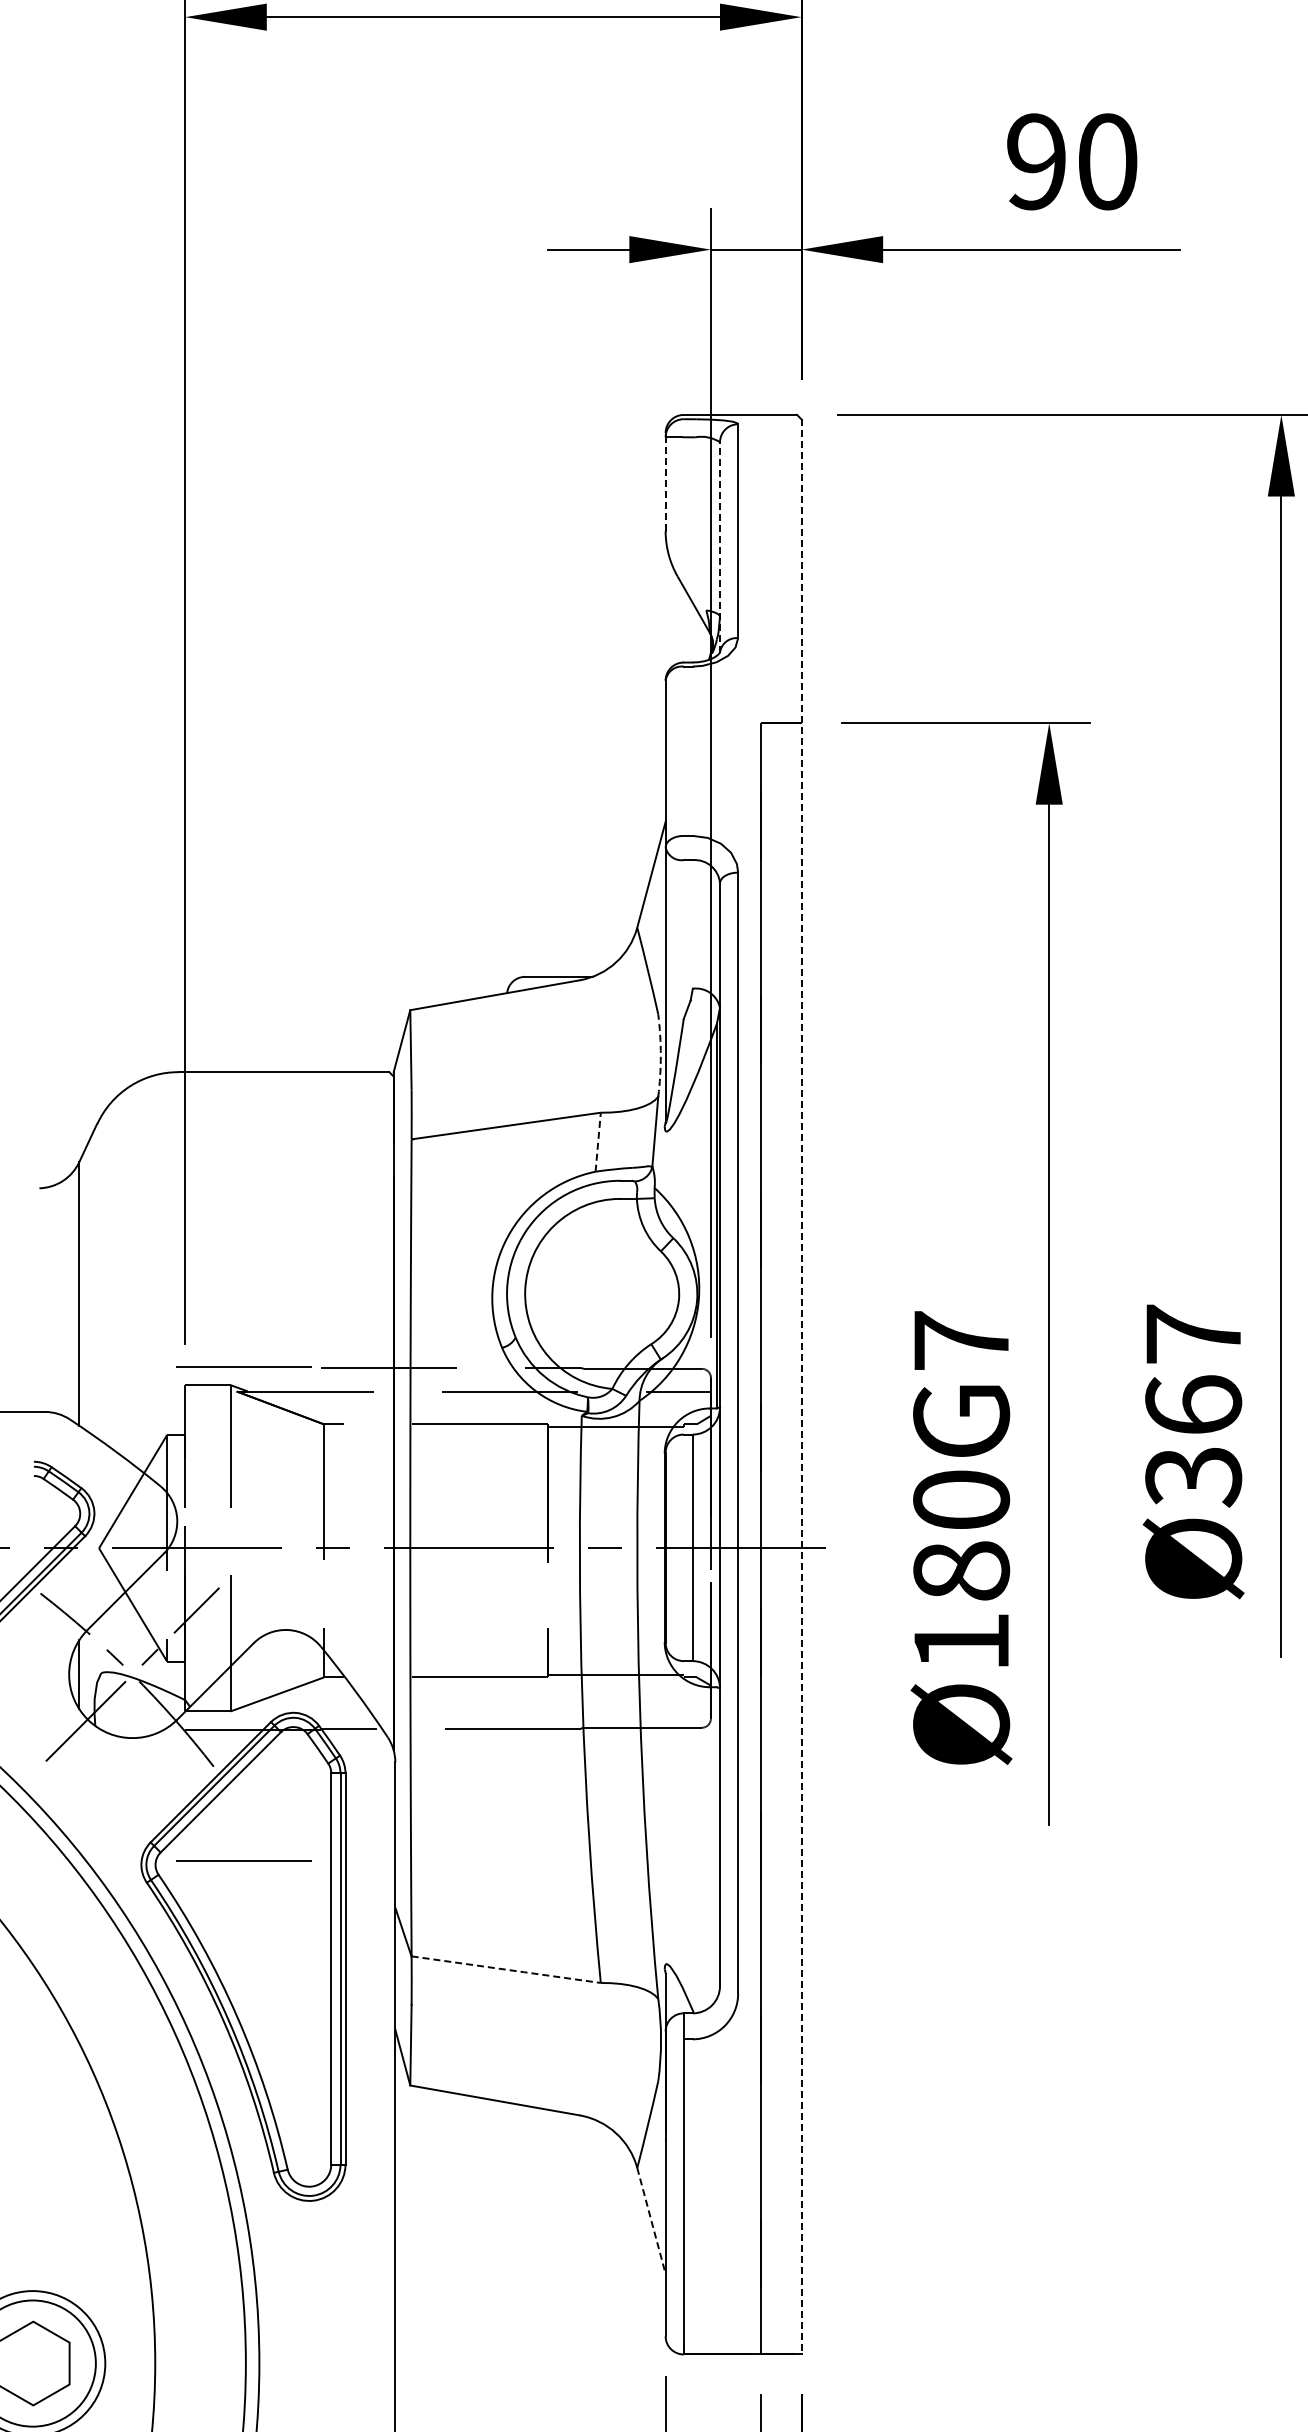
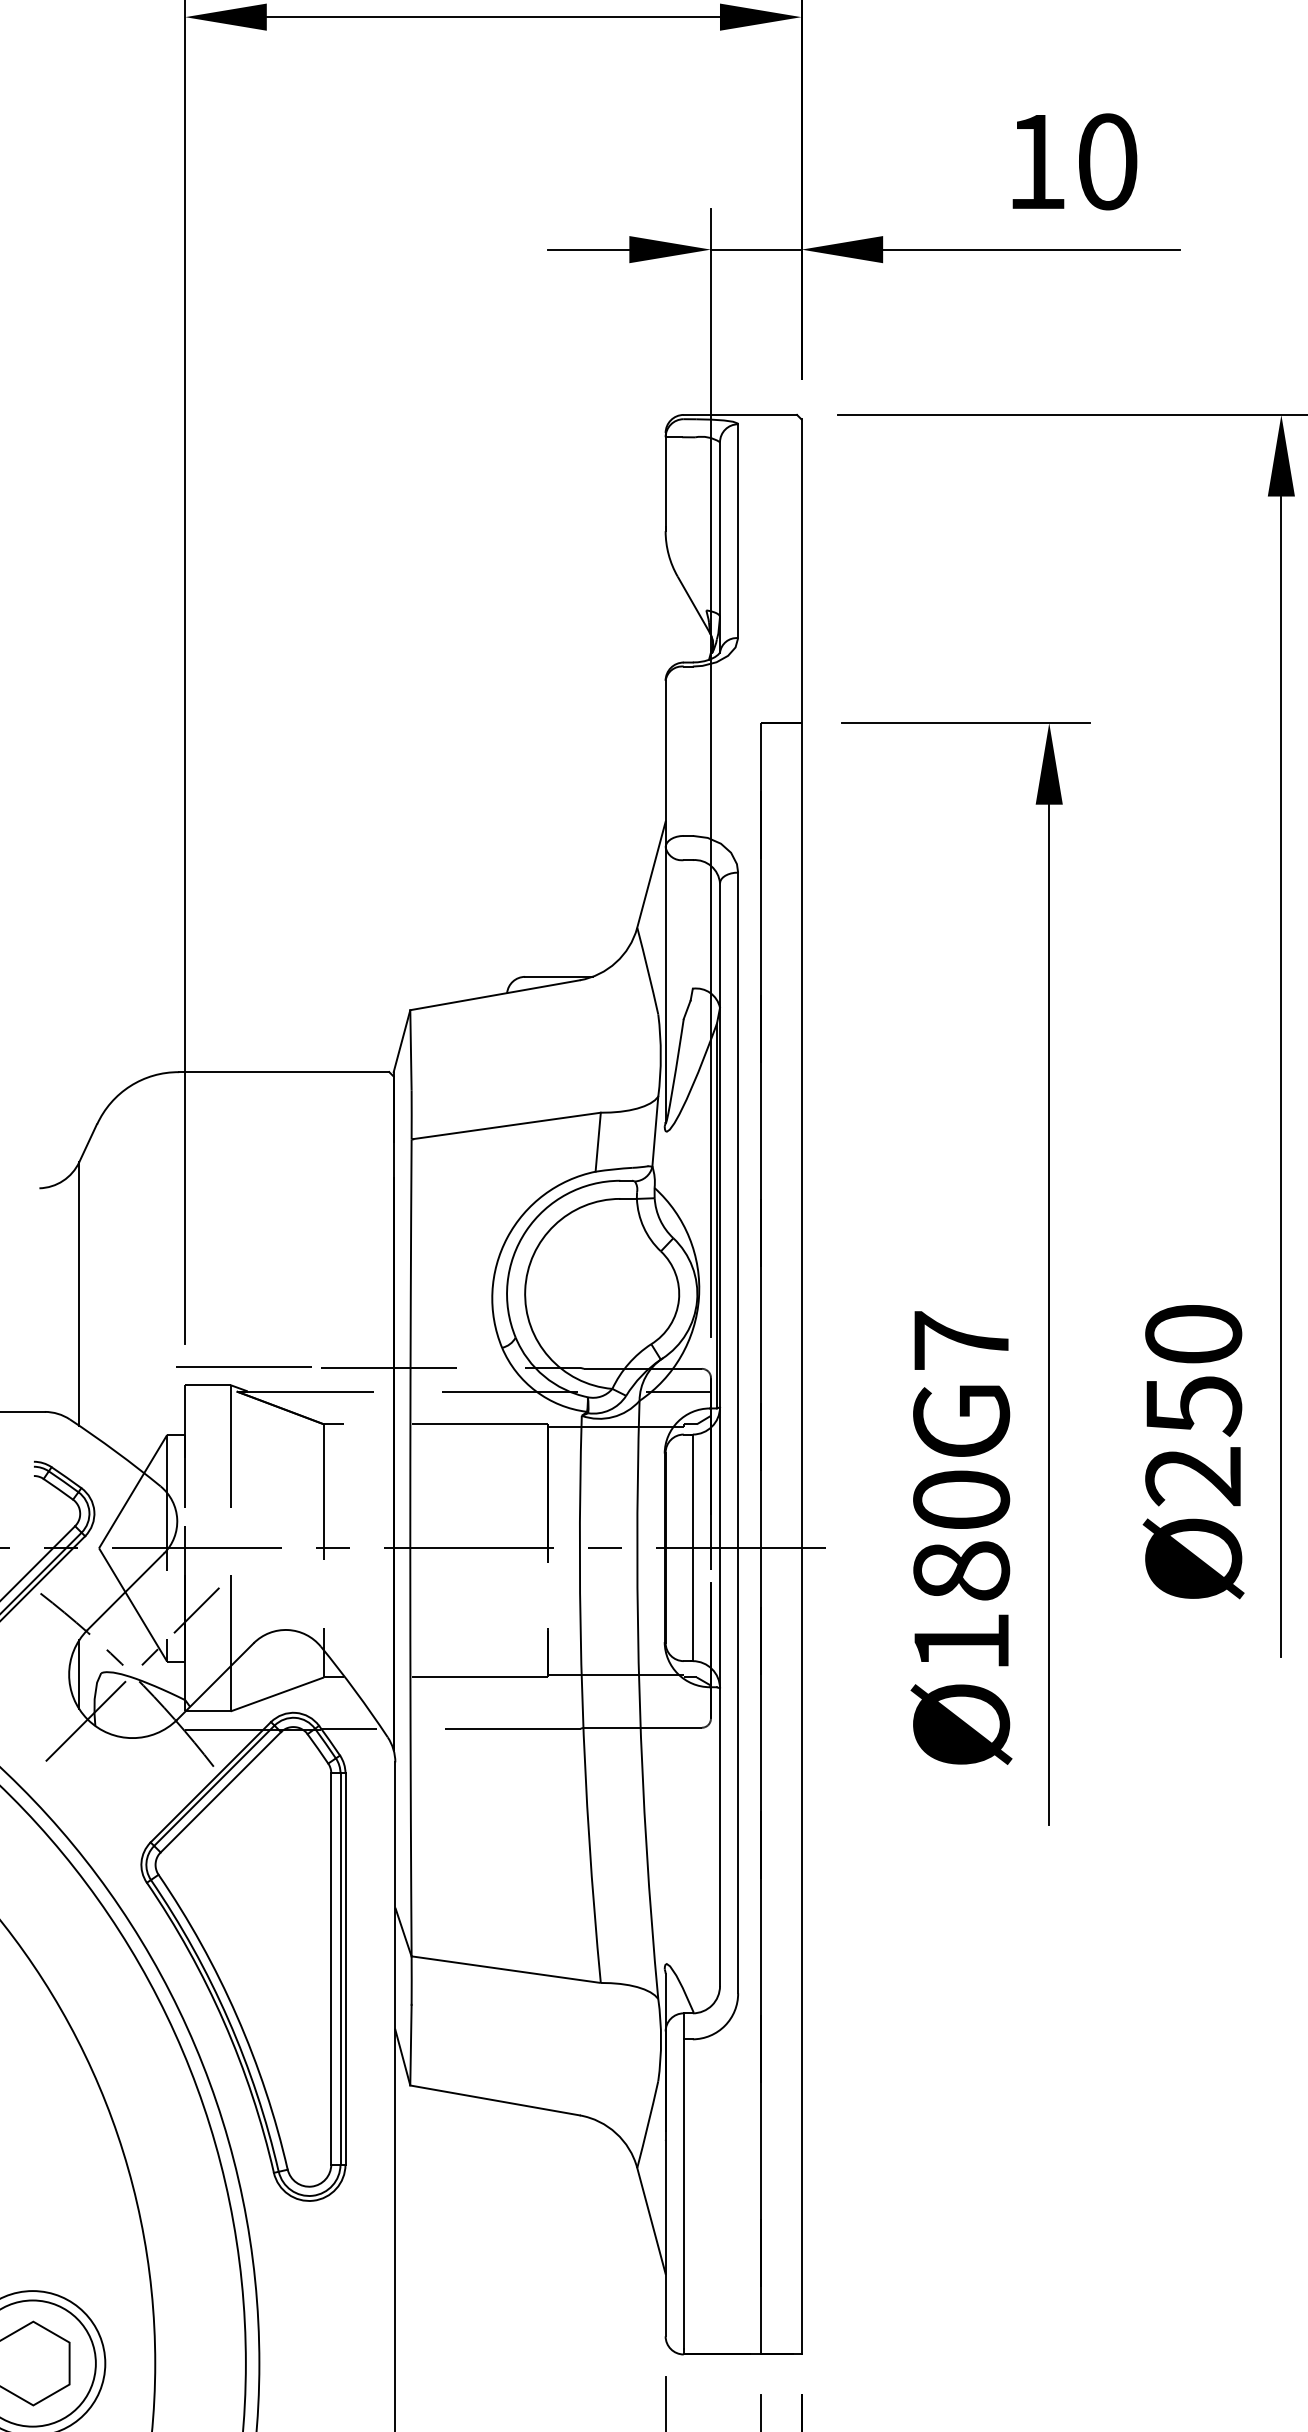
text: 90 -> 10 (1036, 161)
line: dashed -> solid (665, 484)
line: dashed -> solid (720, 546)
arc: dashed -> solid (660, 1055)
line: dashed -> solid (598, 1142)
line: dashed -> solid (801, 1387)
text: Ø367 -> Ø250 (1193, 1405)
line: present -> none (243, 1860)
line: dashed -> solid (506, 1969)
line: dashed -> solid (651, 2220)
